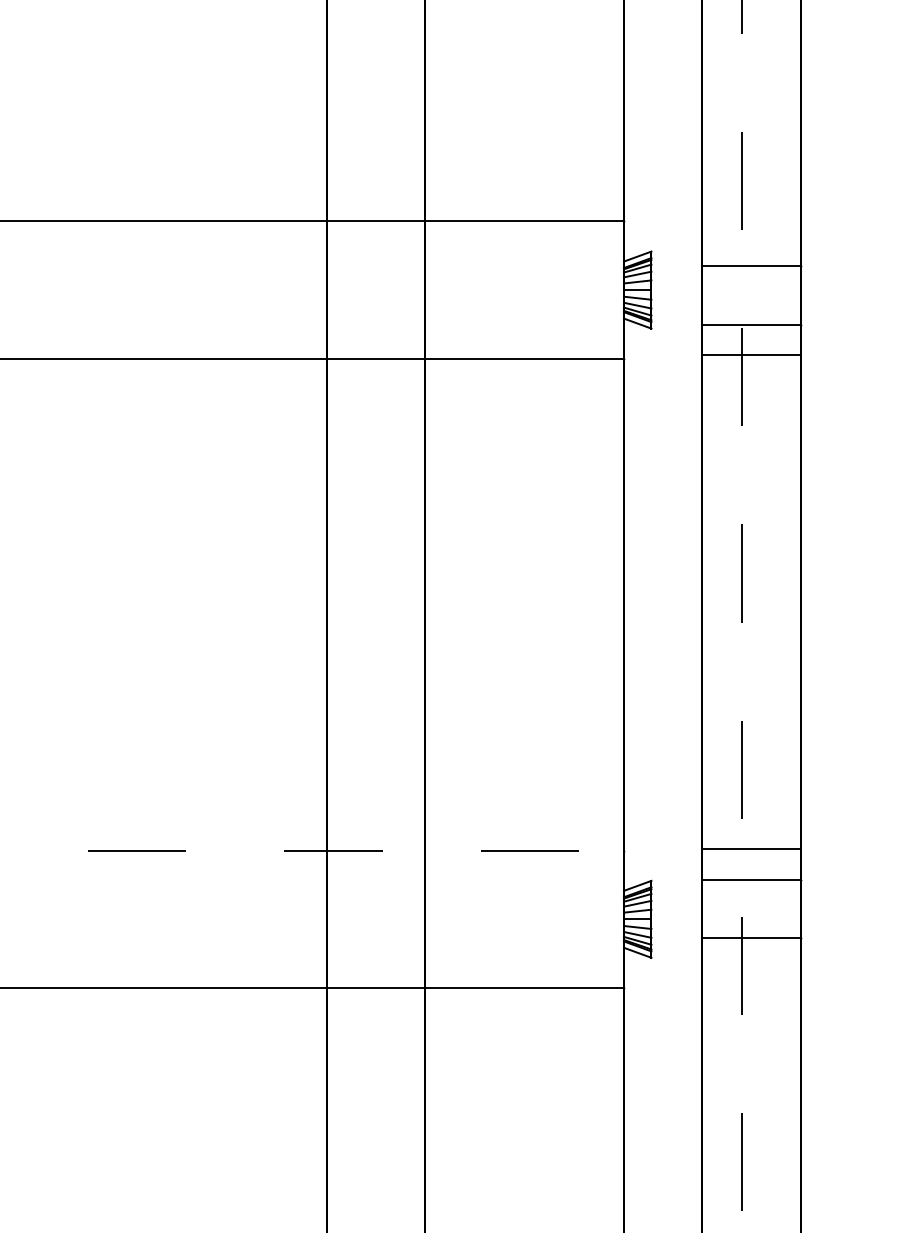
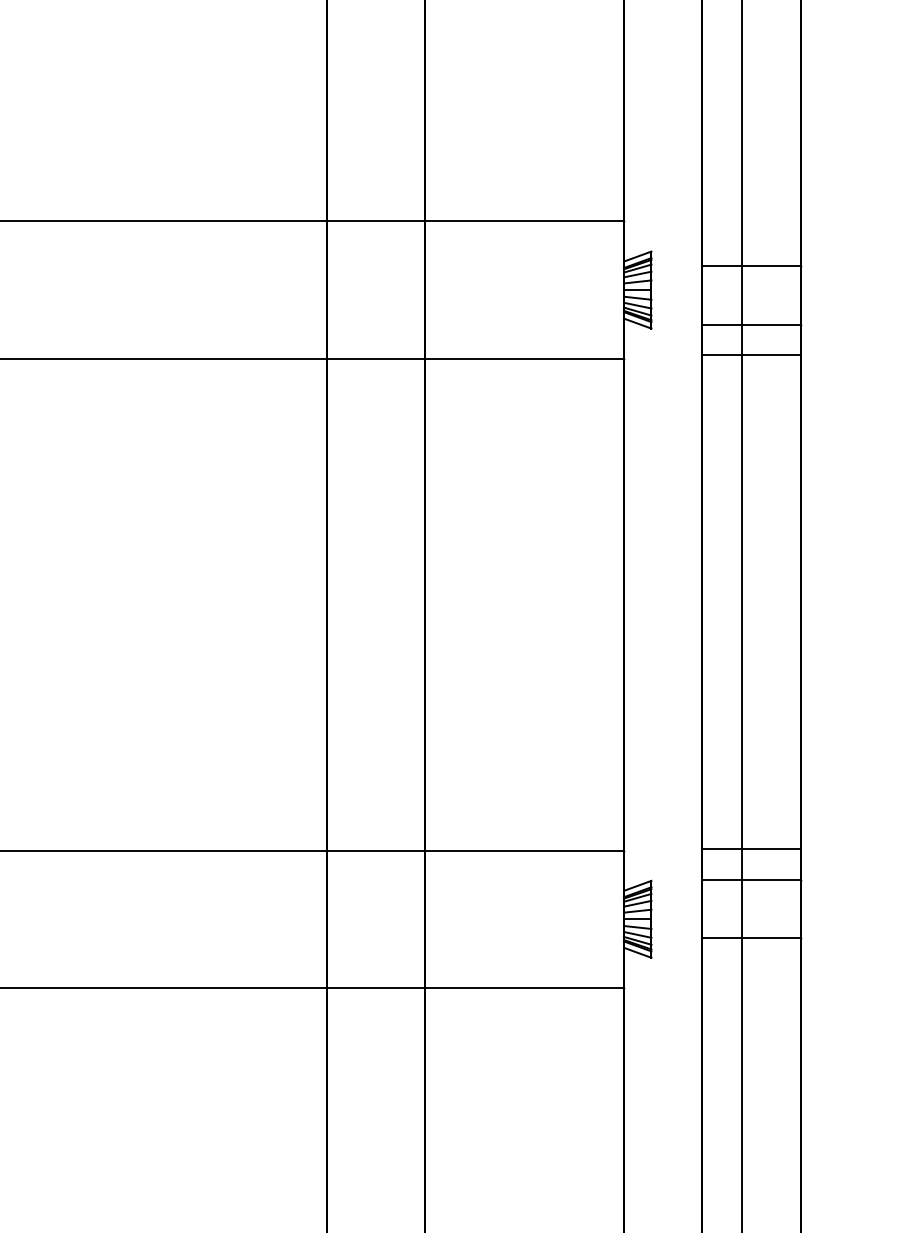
line: dashed -> solid (741, 616)
line: dashed -> solid (312, 850)
